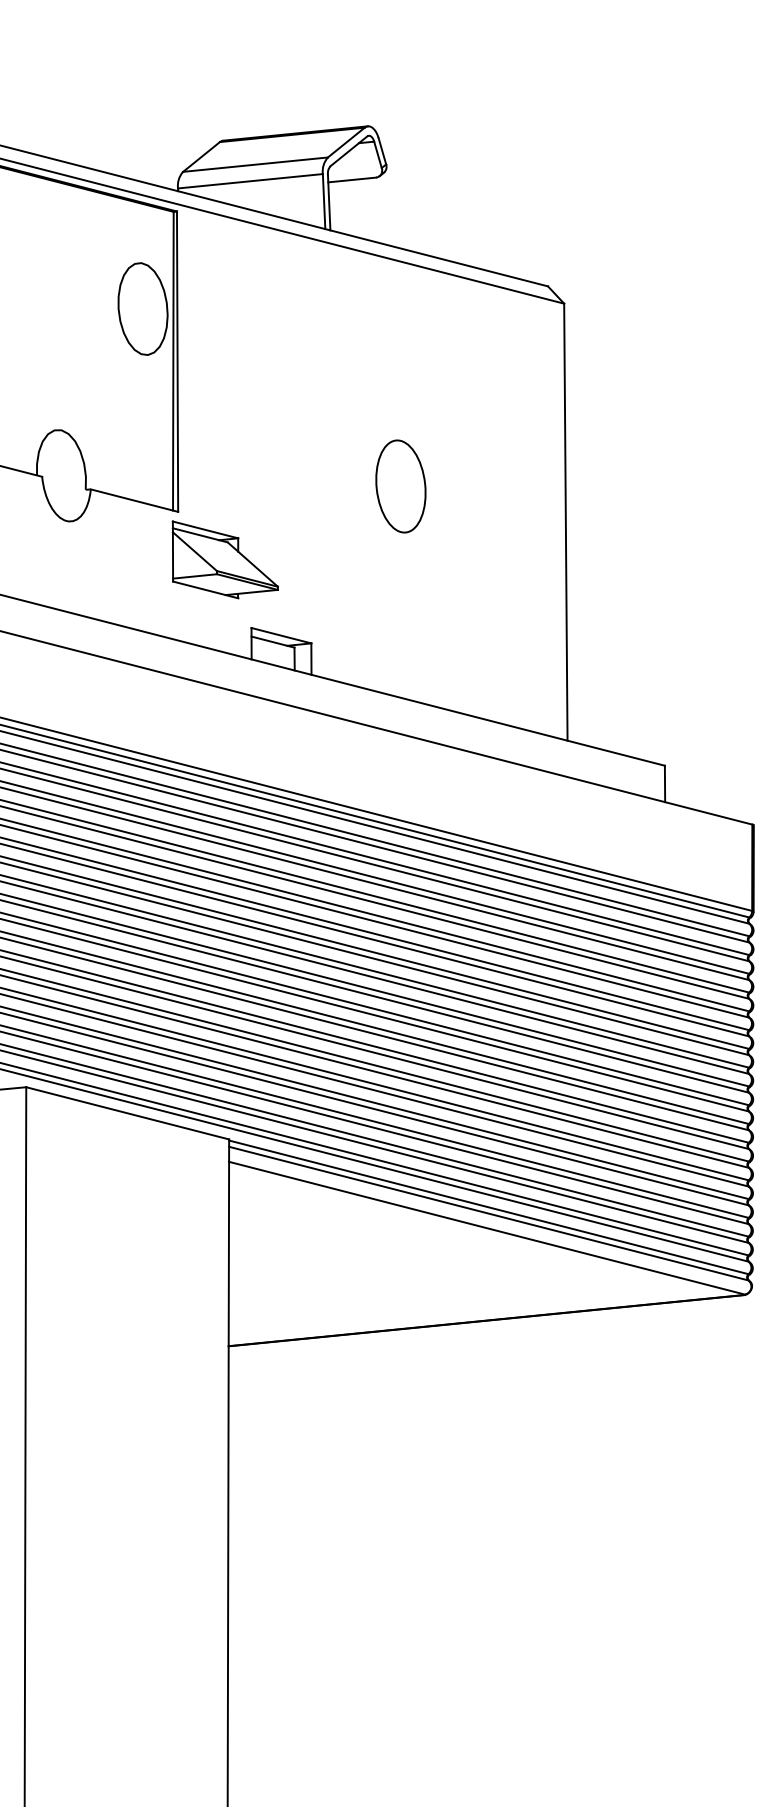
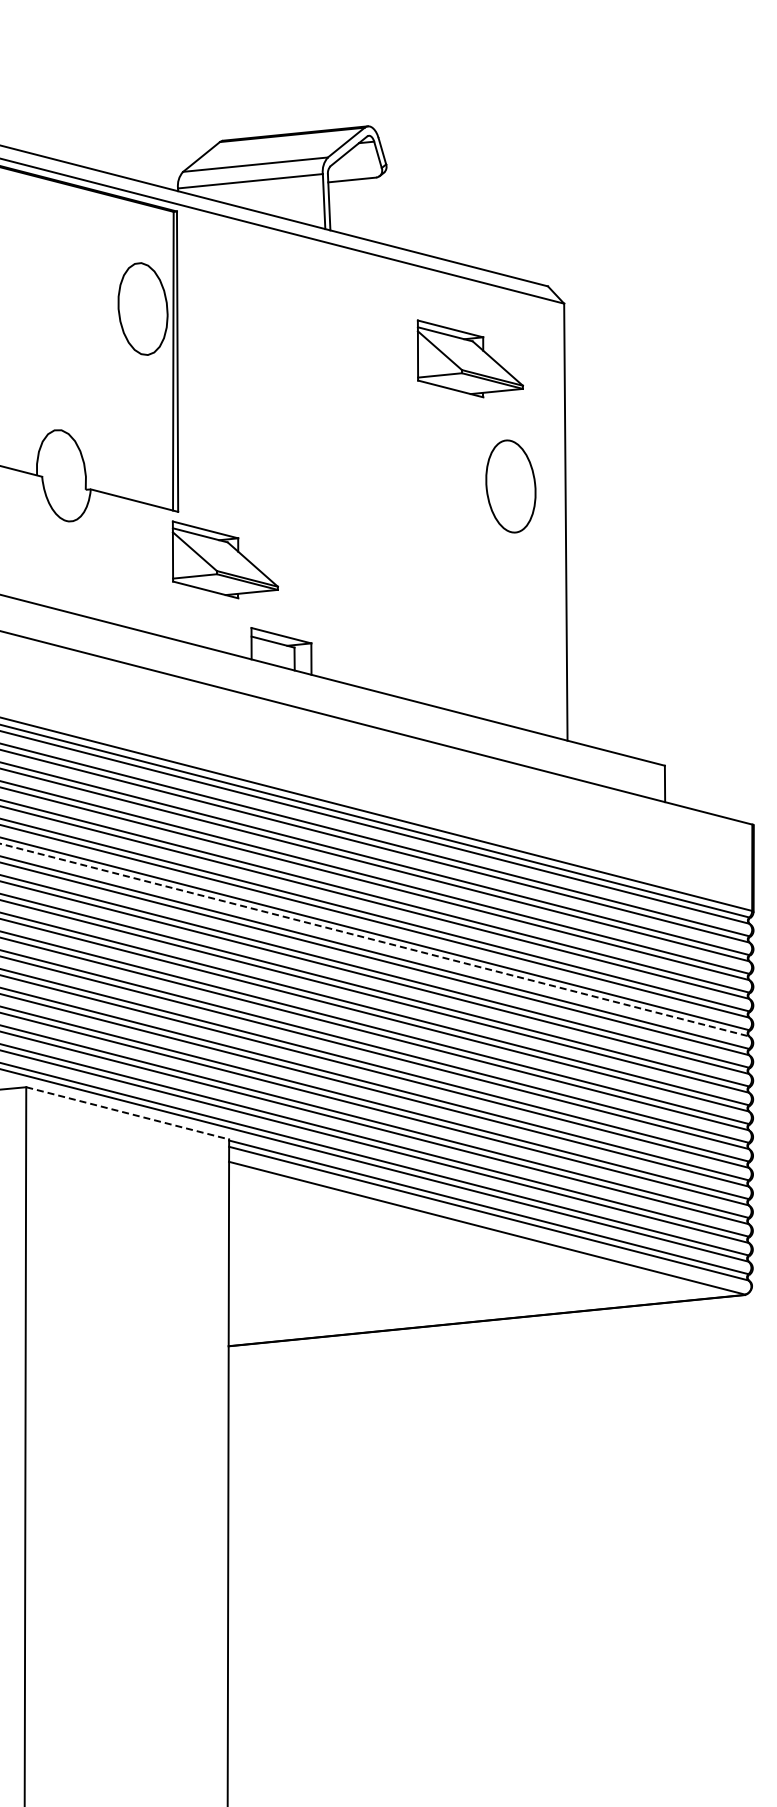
part: none -> present (469, 358)
part position: (400, 486) -> (510, 486) (510, 486)
line: solid -> dashed (375, 940)
line: solid -> dashed (127, 1113)
